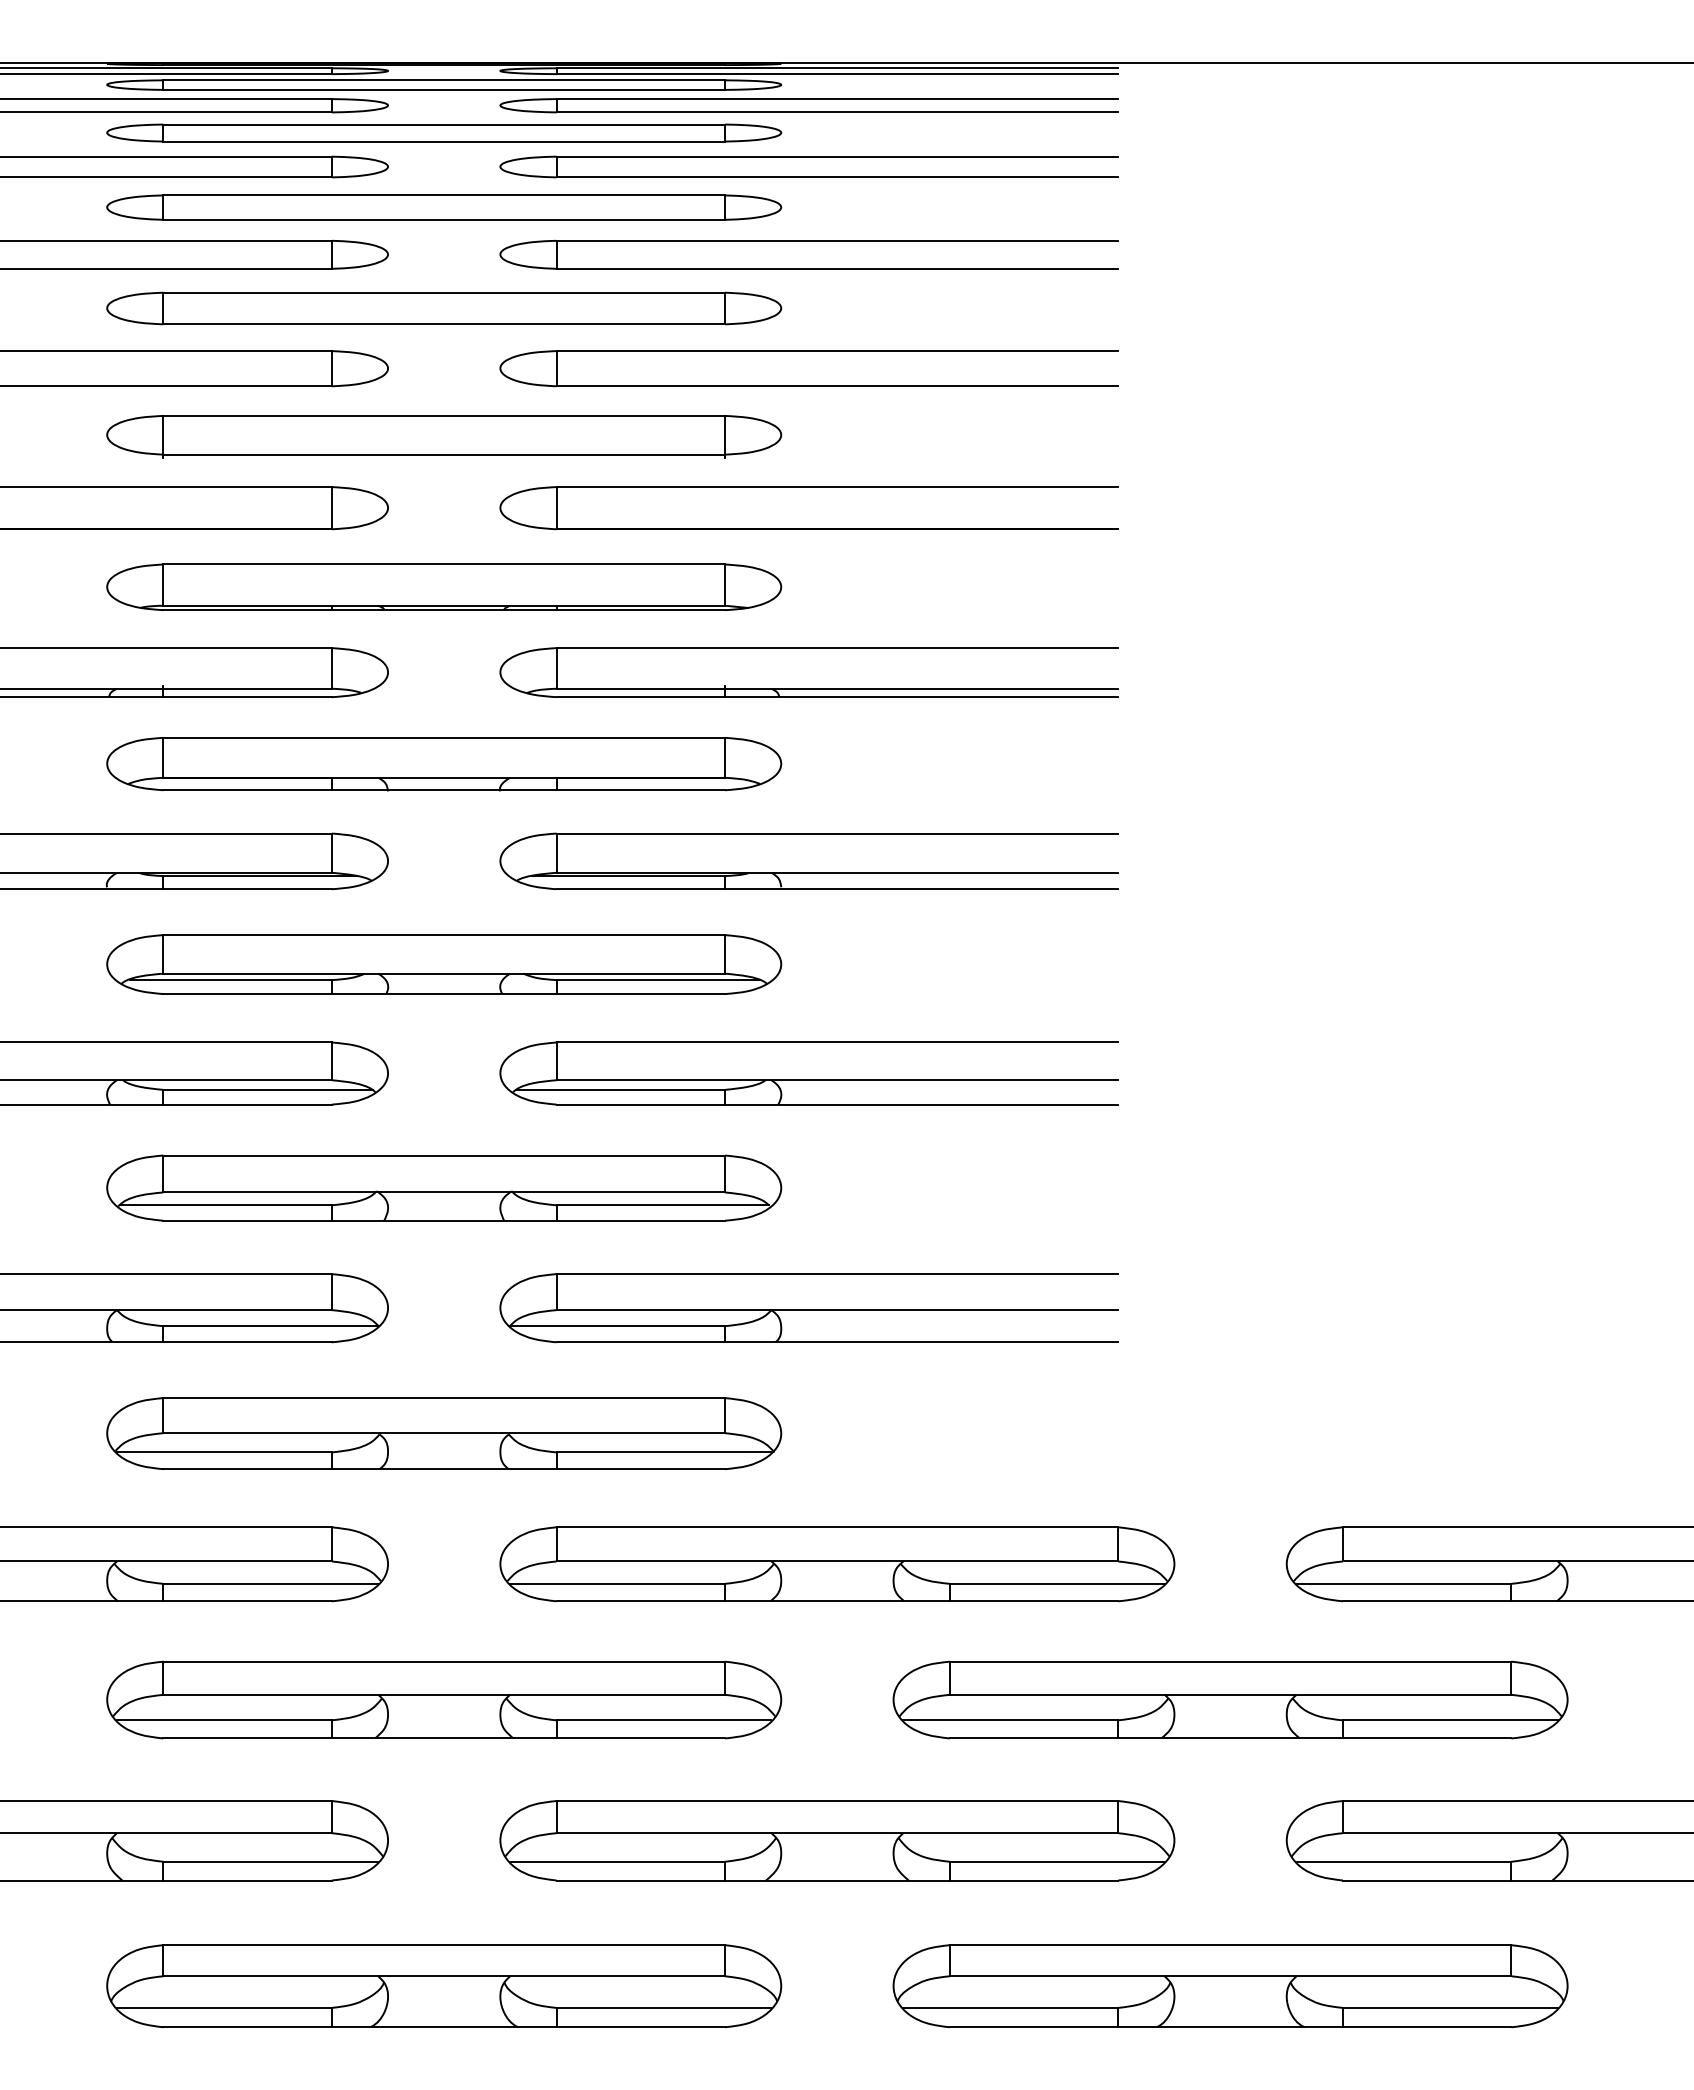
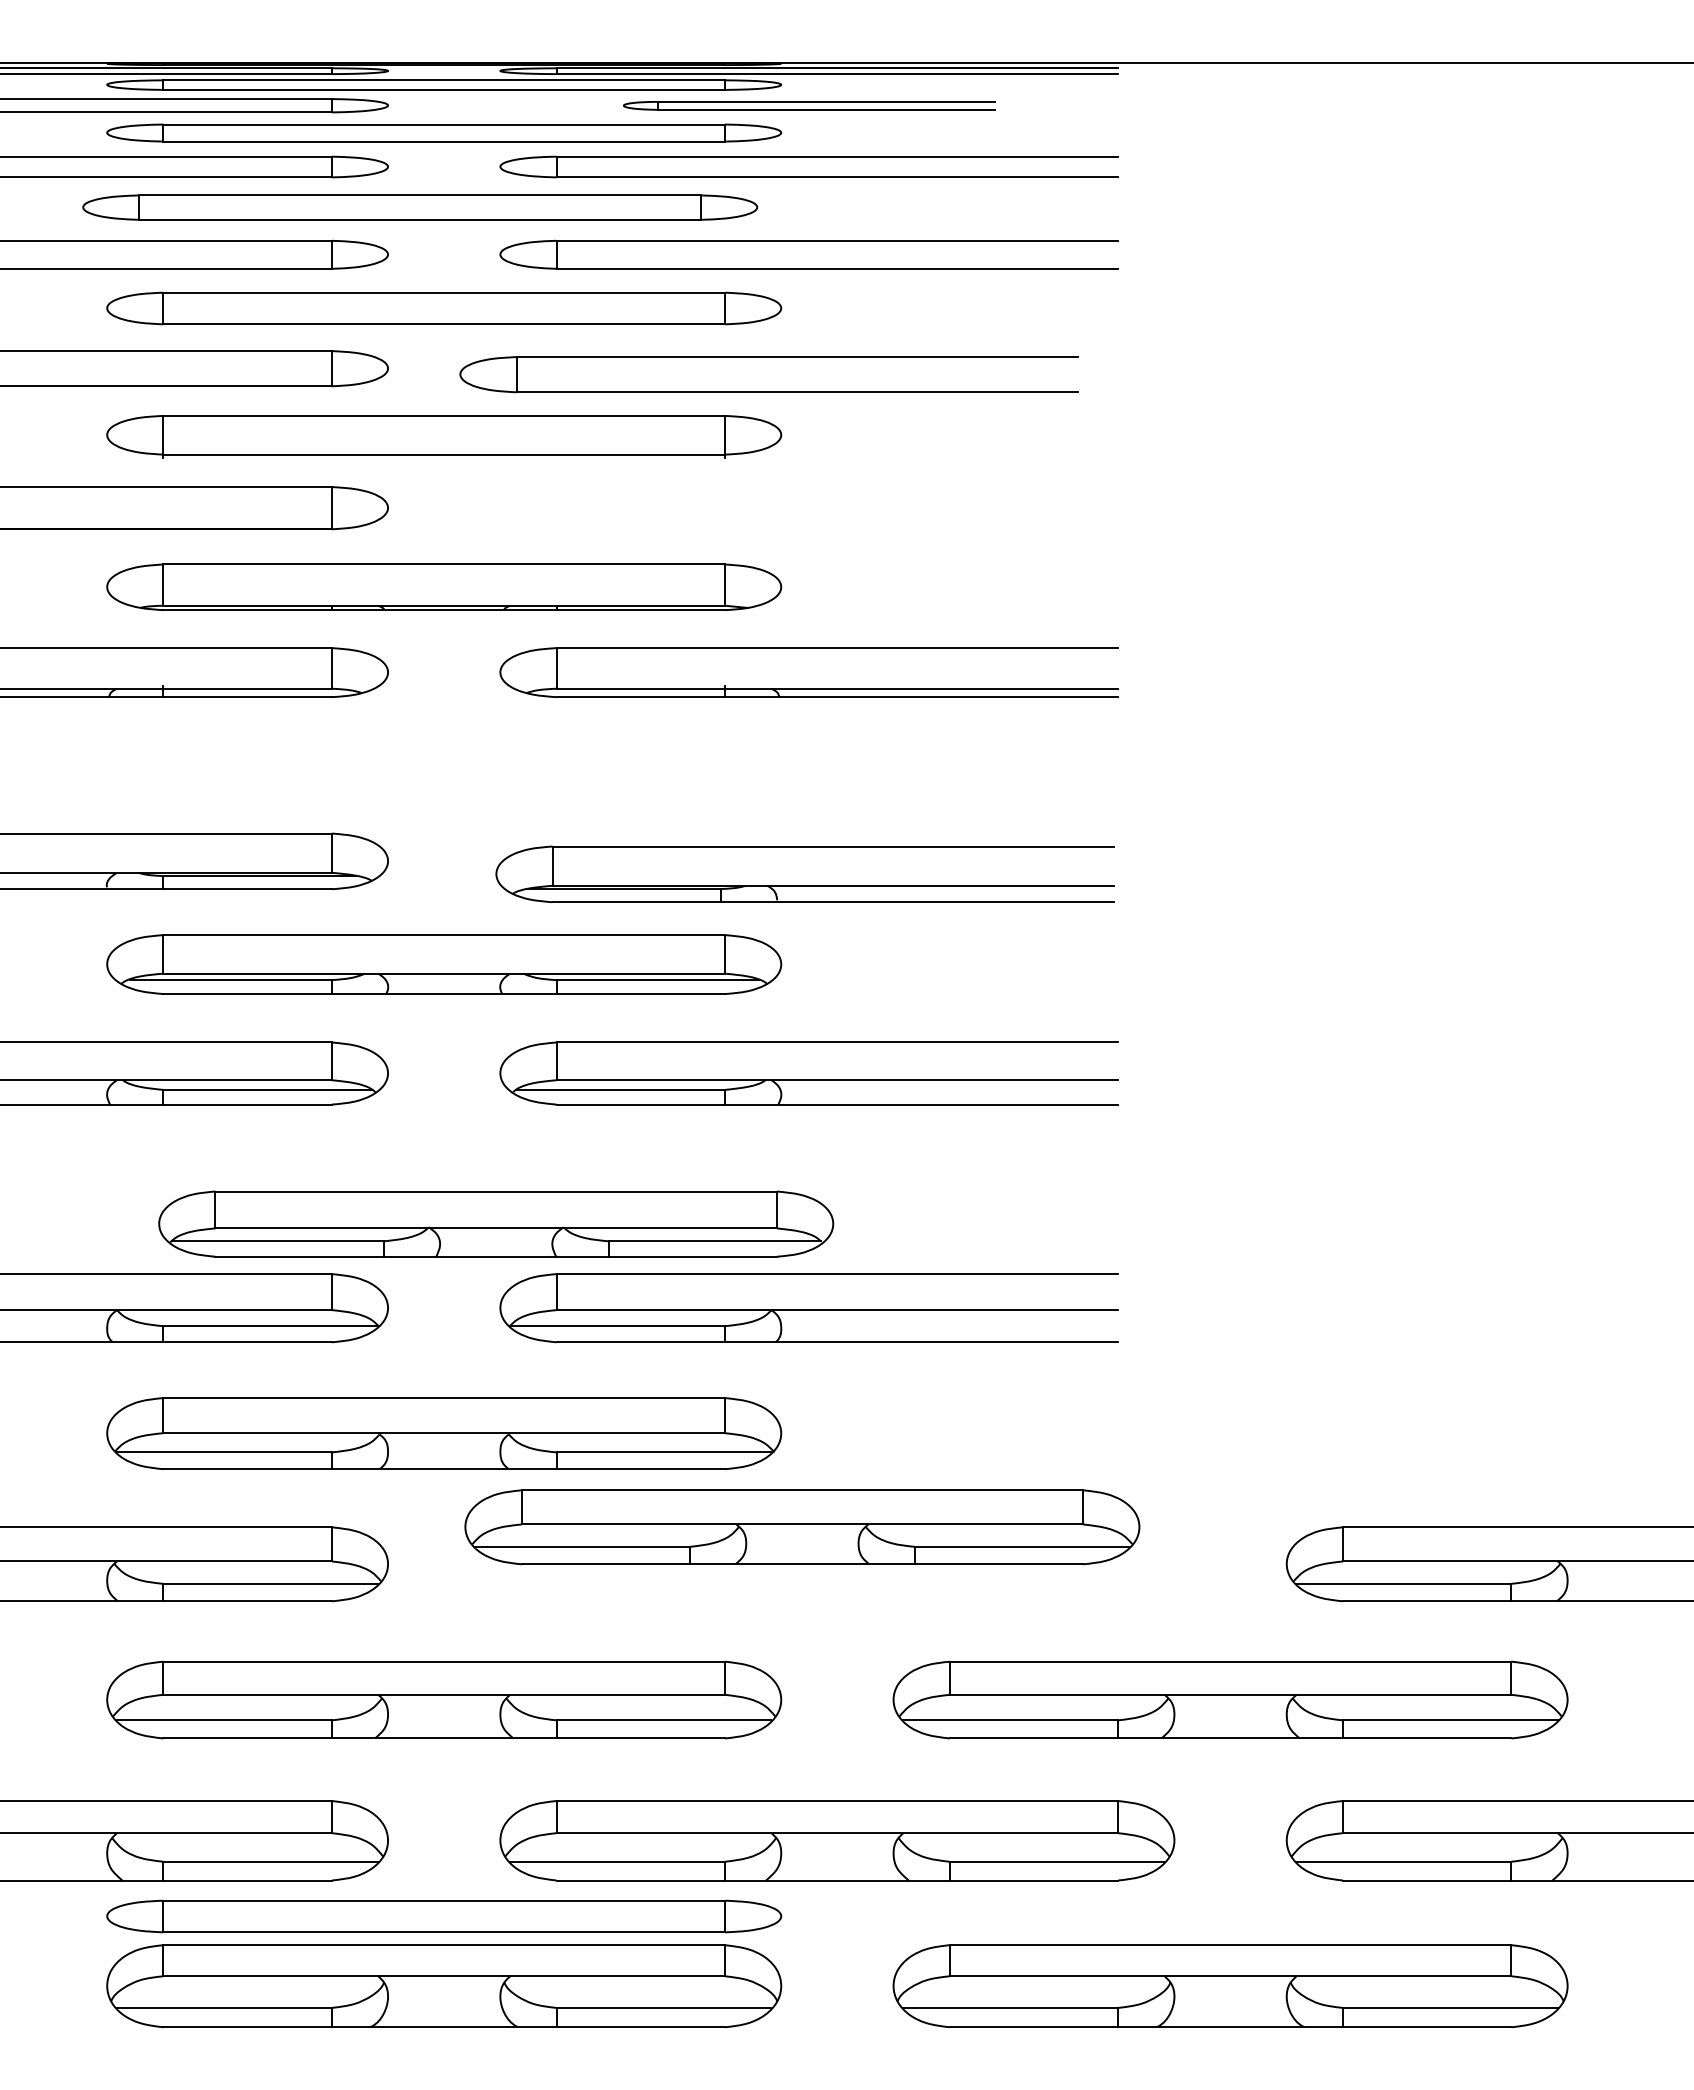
part size: 620x16 px -> 373x10 px (809, 105)
part position: (444, 207) -> (420, 207) (420, 207)
part position: (808, 351) -> (768, 357) (768, 357)
part: present -> none (808, 528)
part: present -> none (444, 764)
part position: (808, 872) -> (804, 885) (804, 885)
part position: (444, 1187) -> (496, 1223) (496, 1223)
part position: (837, 1564) -> (802, 1527) (802, 1527)
part: none -> present (444, 1916)
